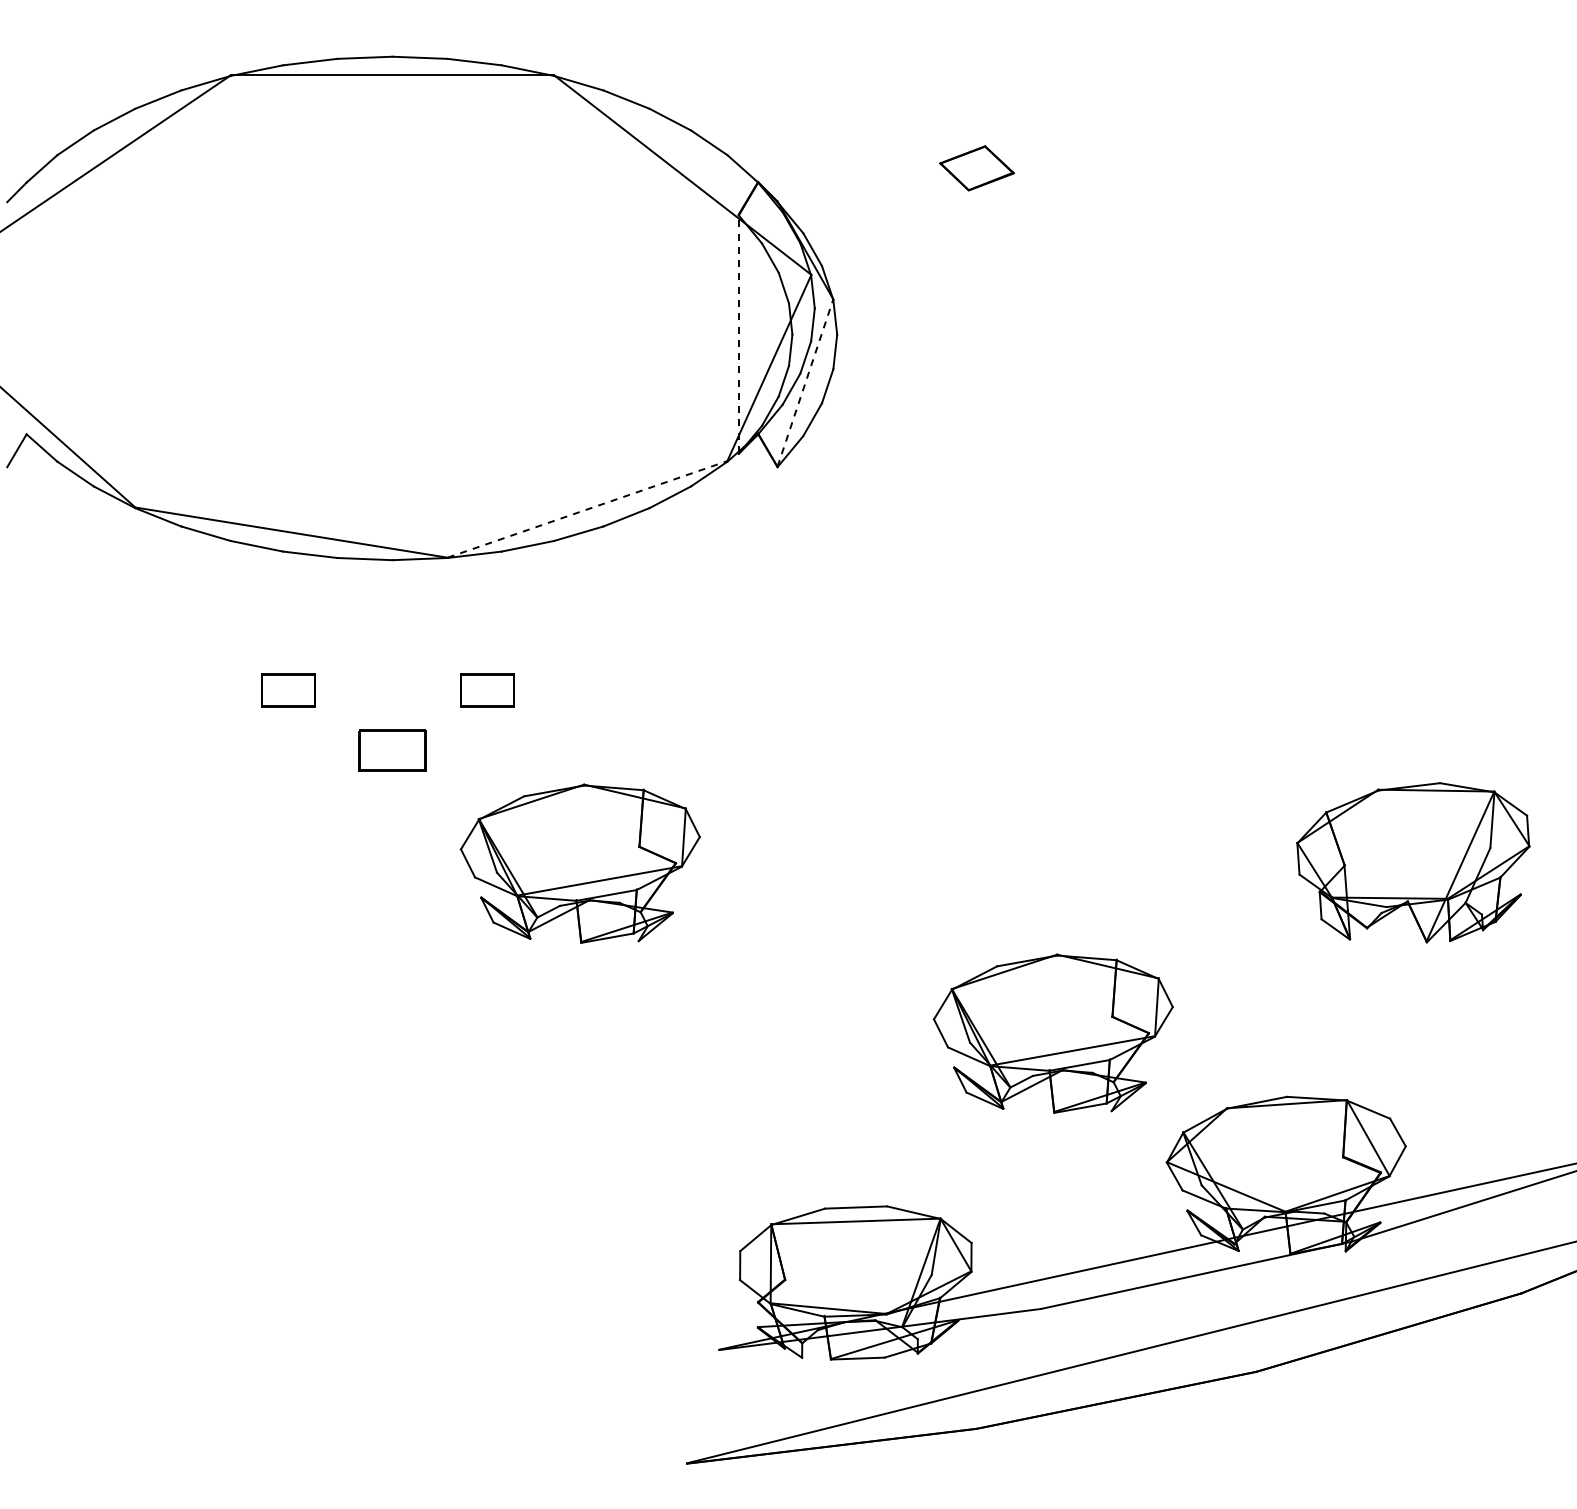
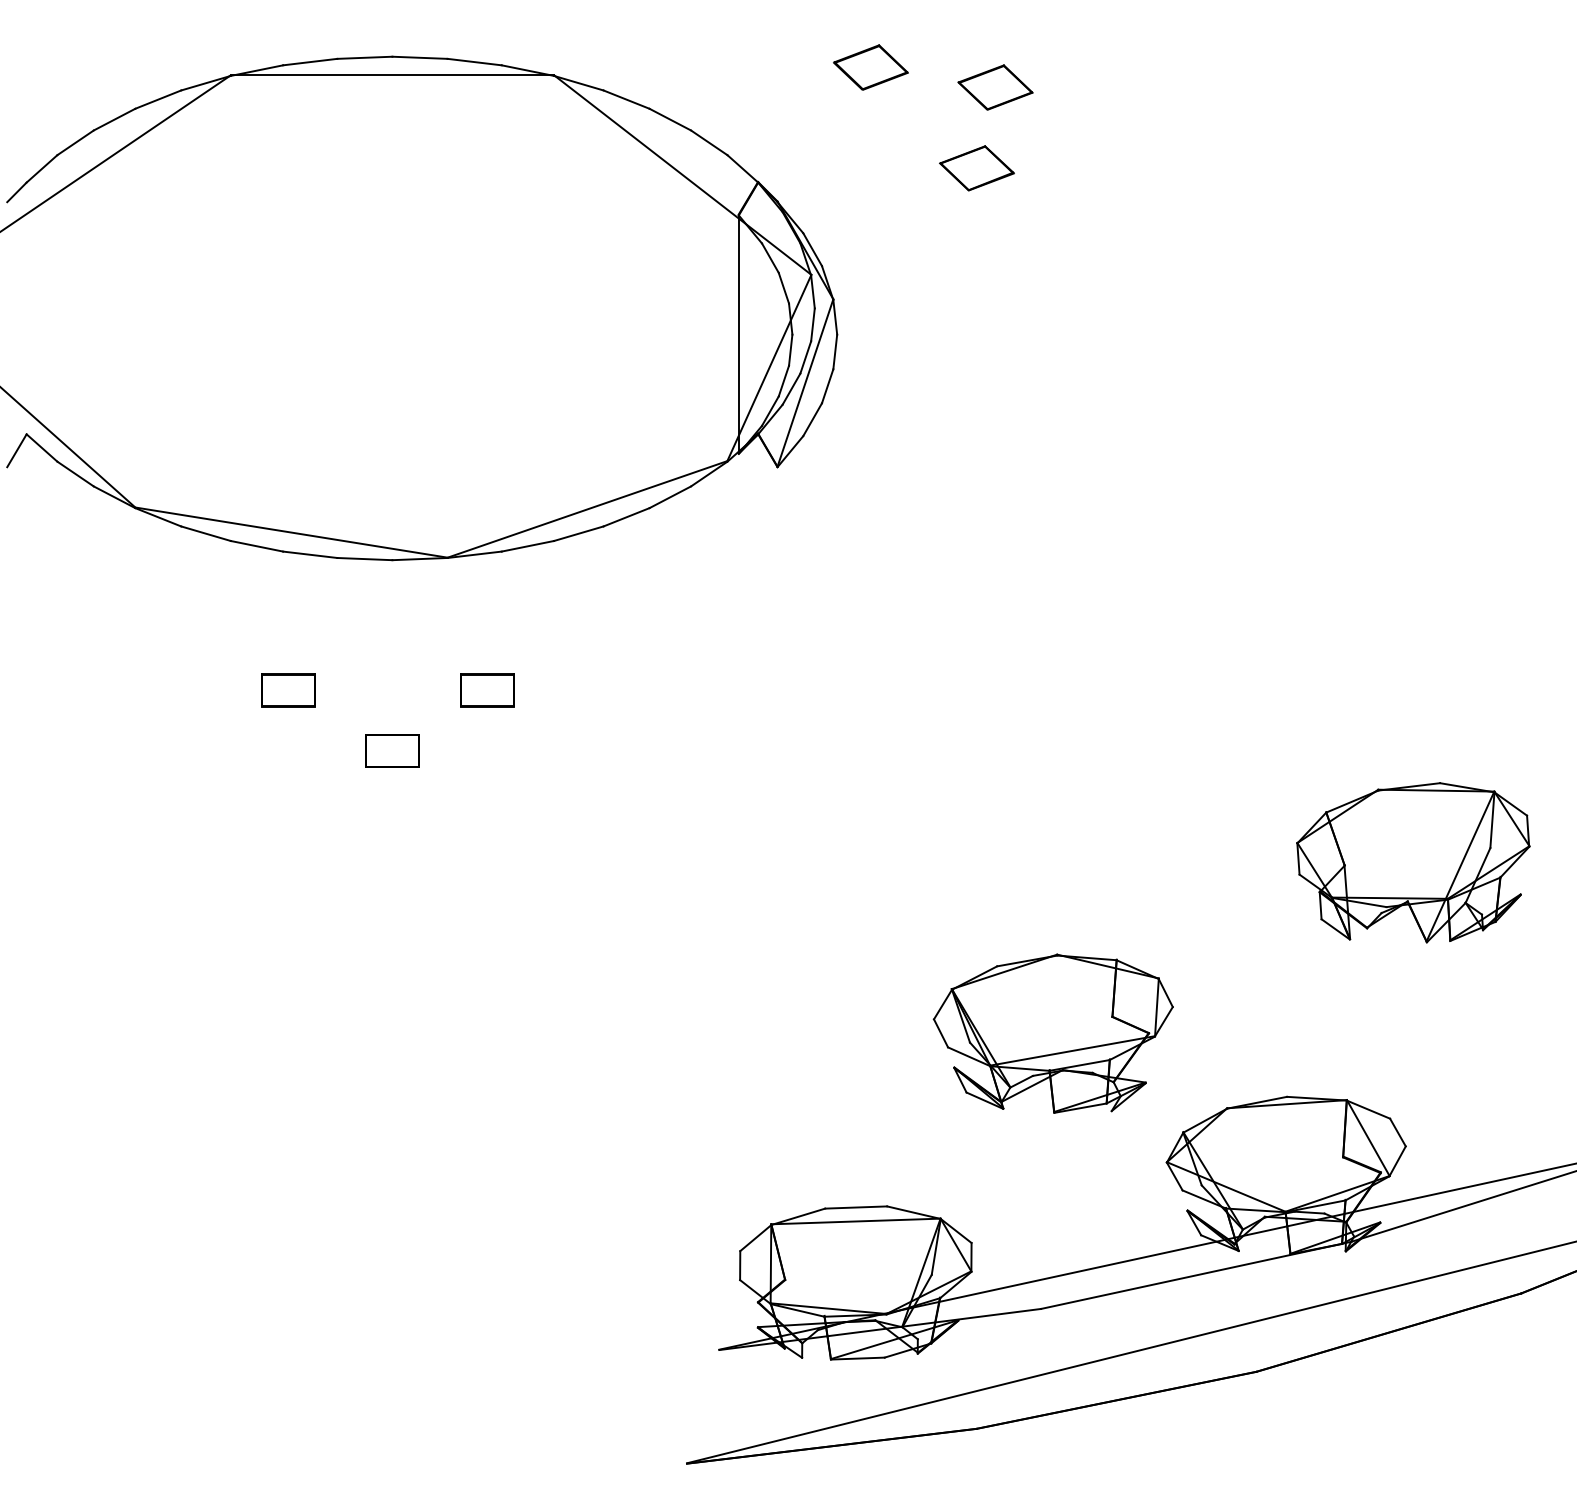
part: none -> present (870, 67)
part: none -> present (995, 87)
line: dashed -> solid (738, 333)
line: dashed -> solid (805, 382)
line: dashed -> solid (587, 509)
part size: 69x43 px -> 55x34 px (392, 750)
part: present -> none (579, 863)
